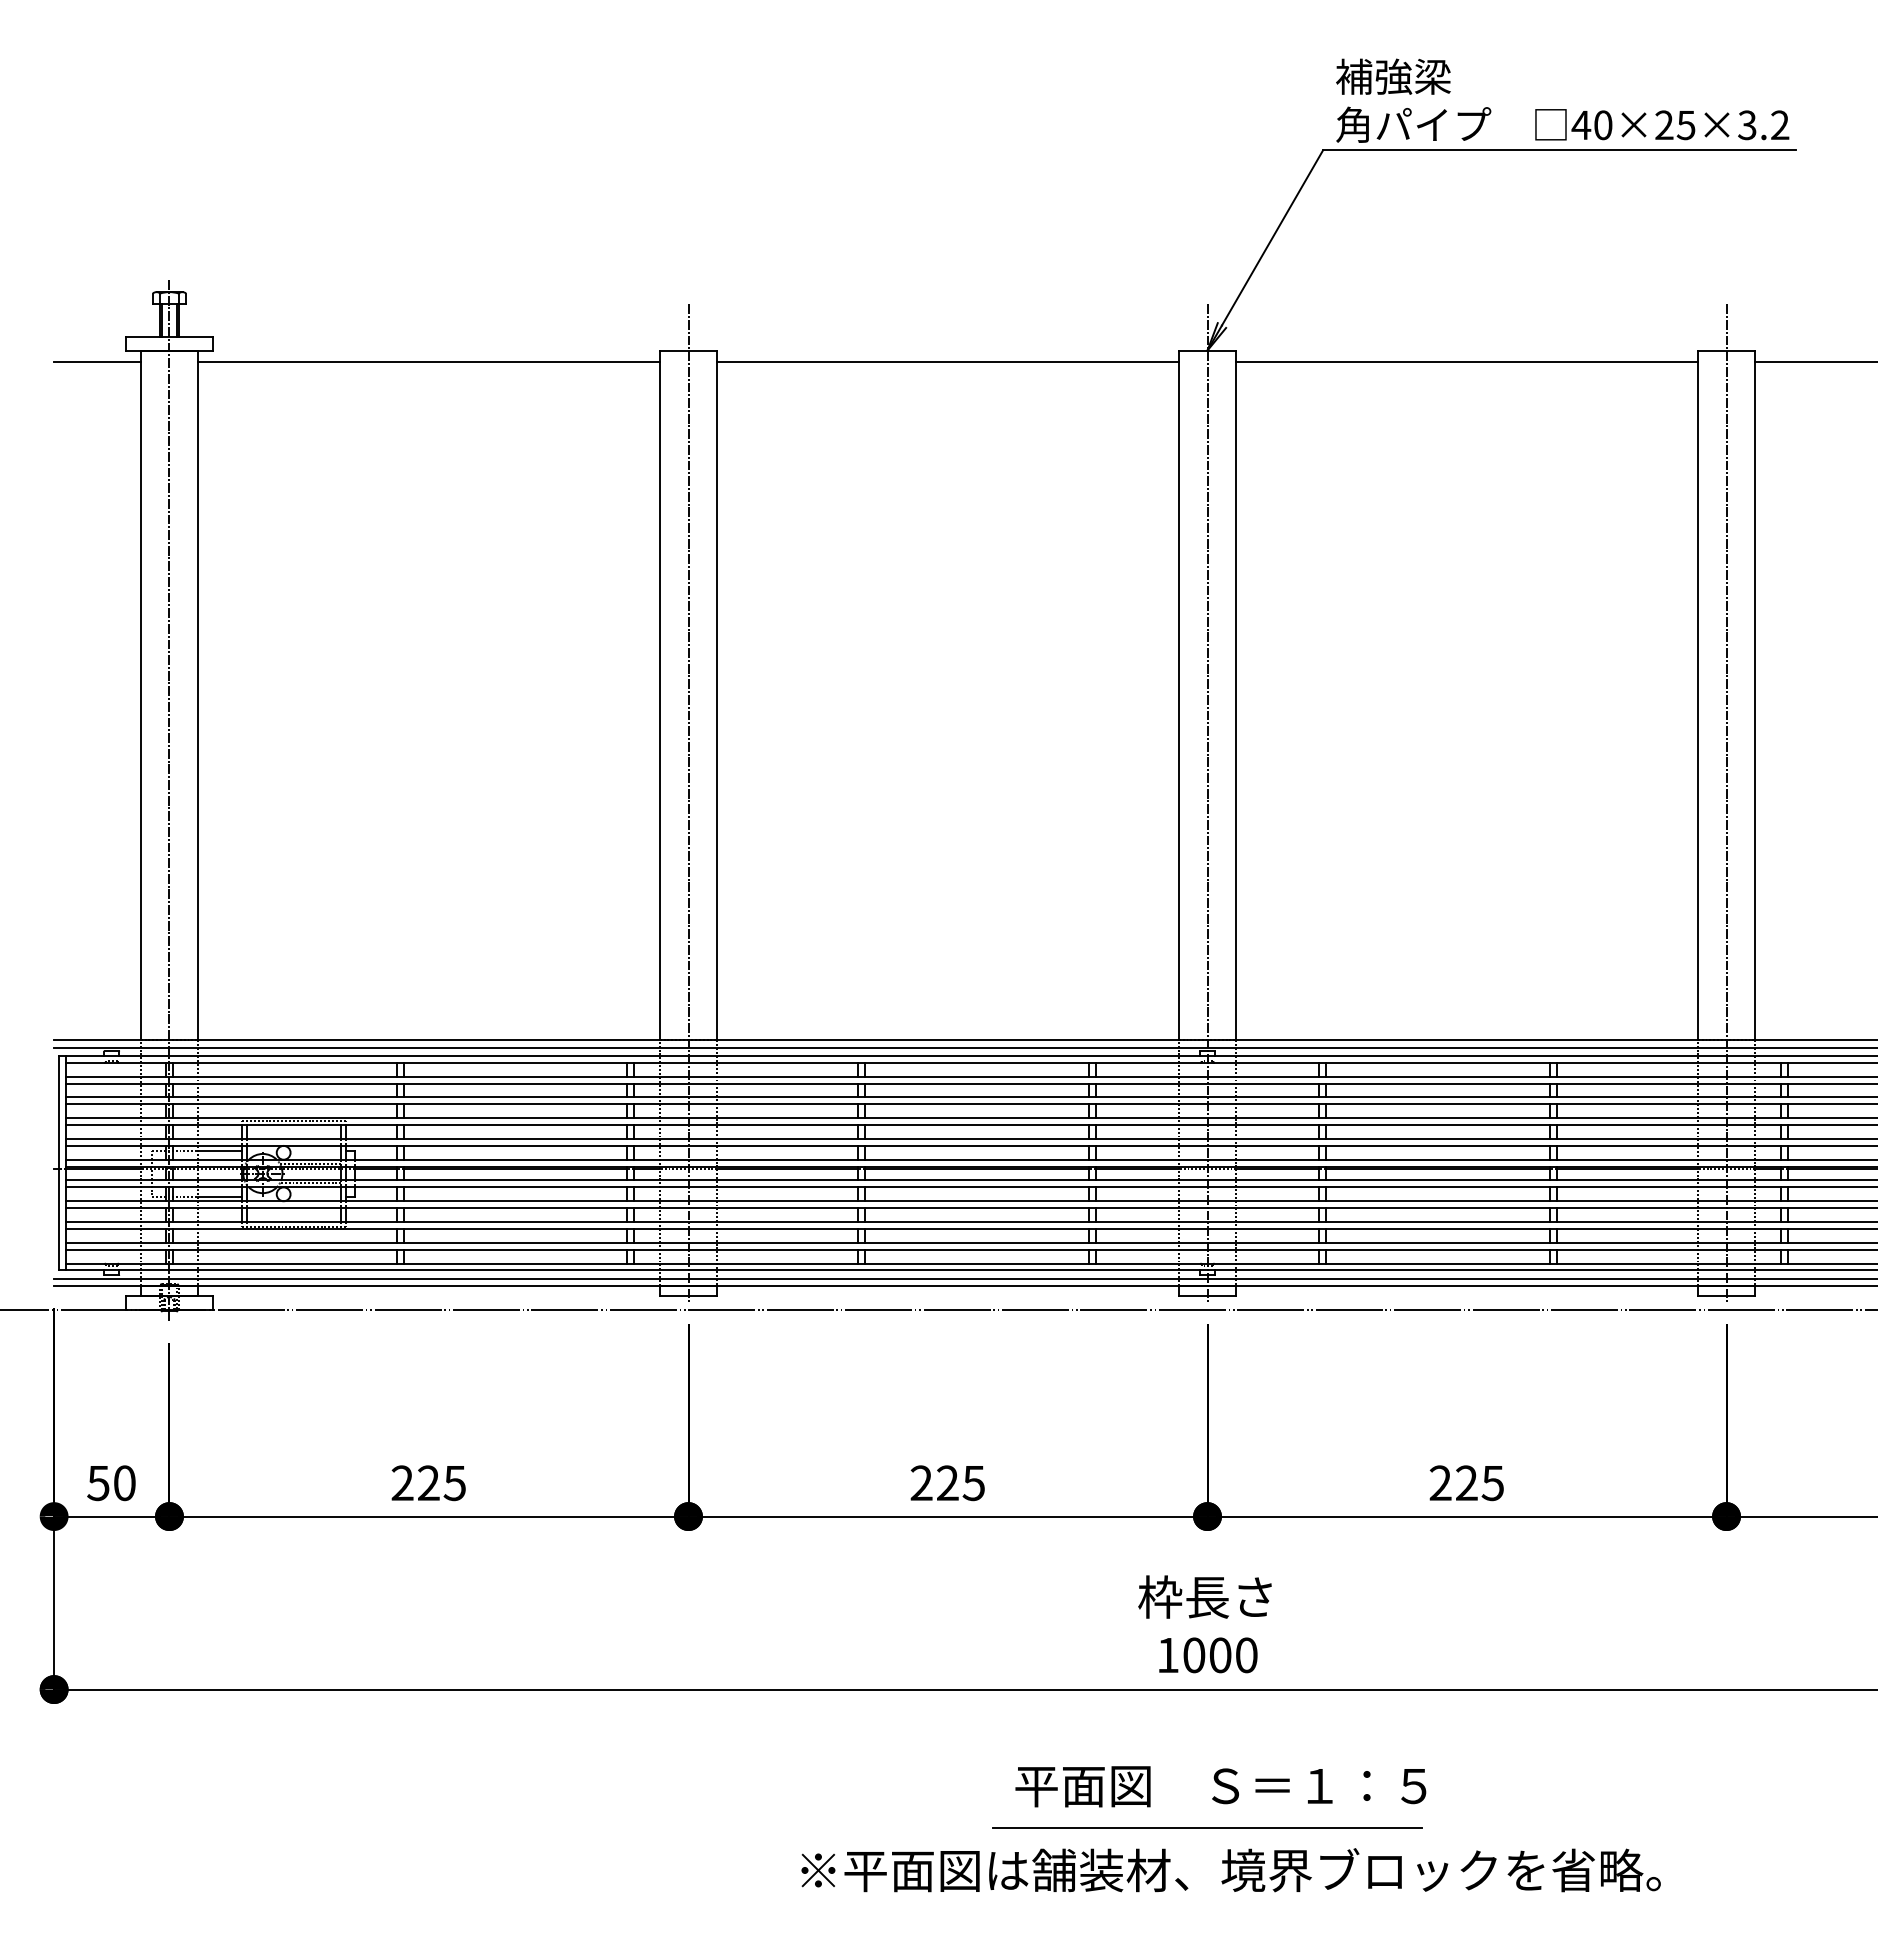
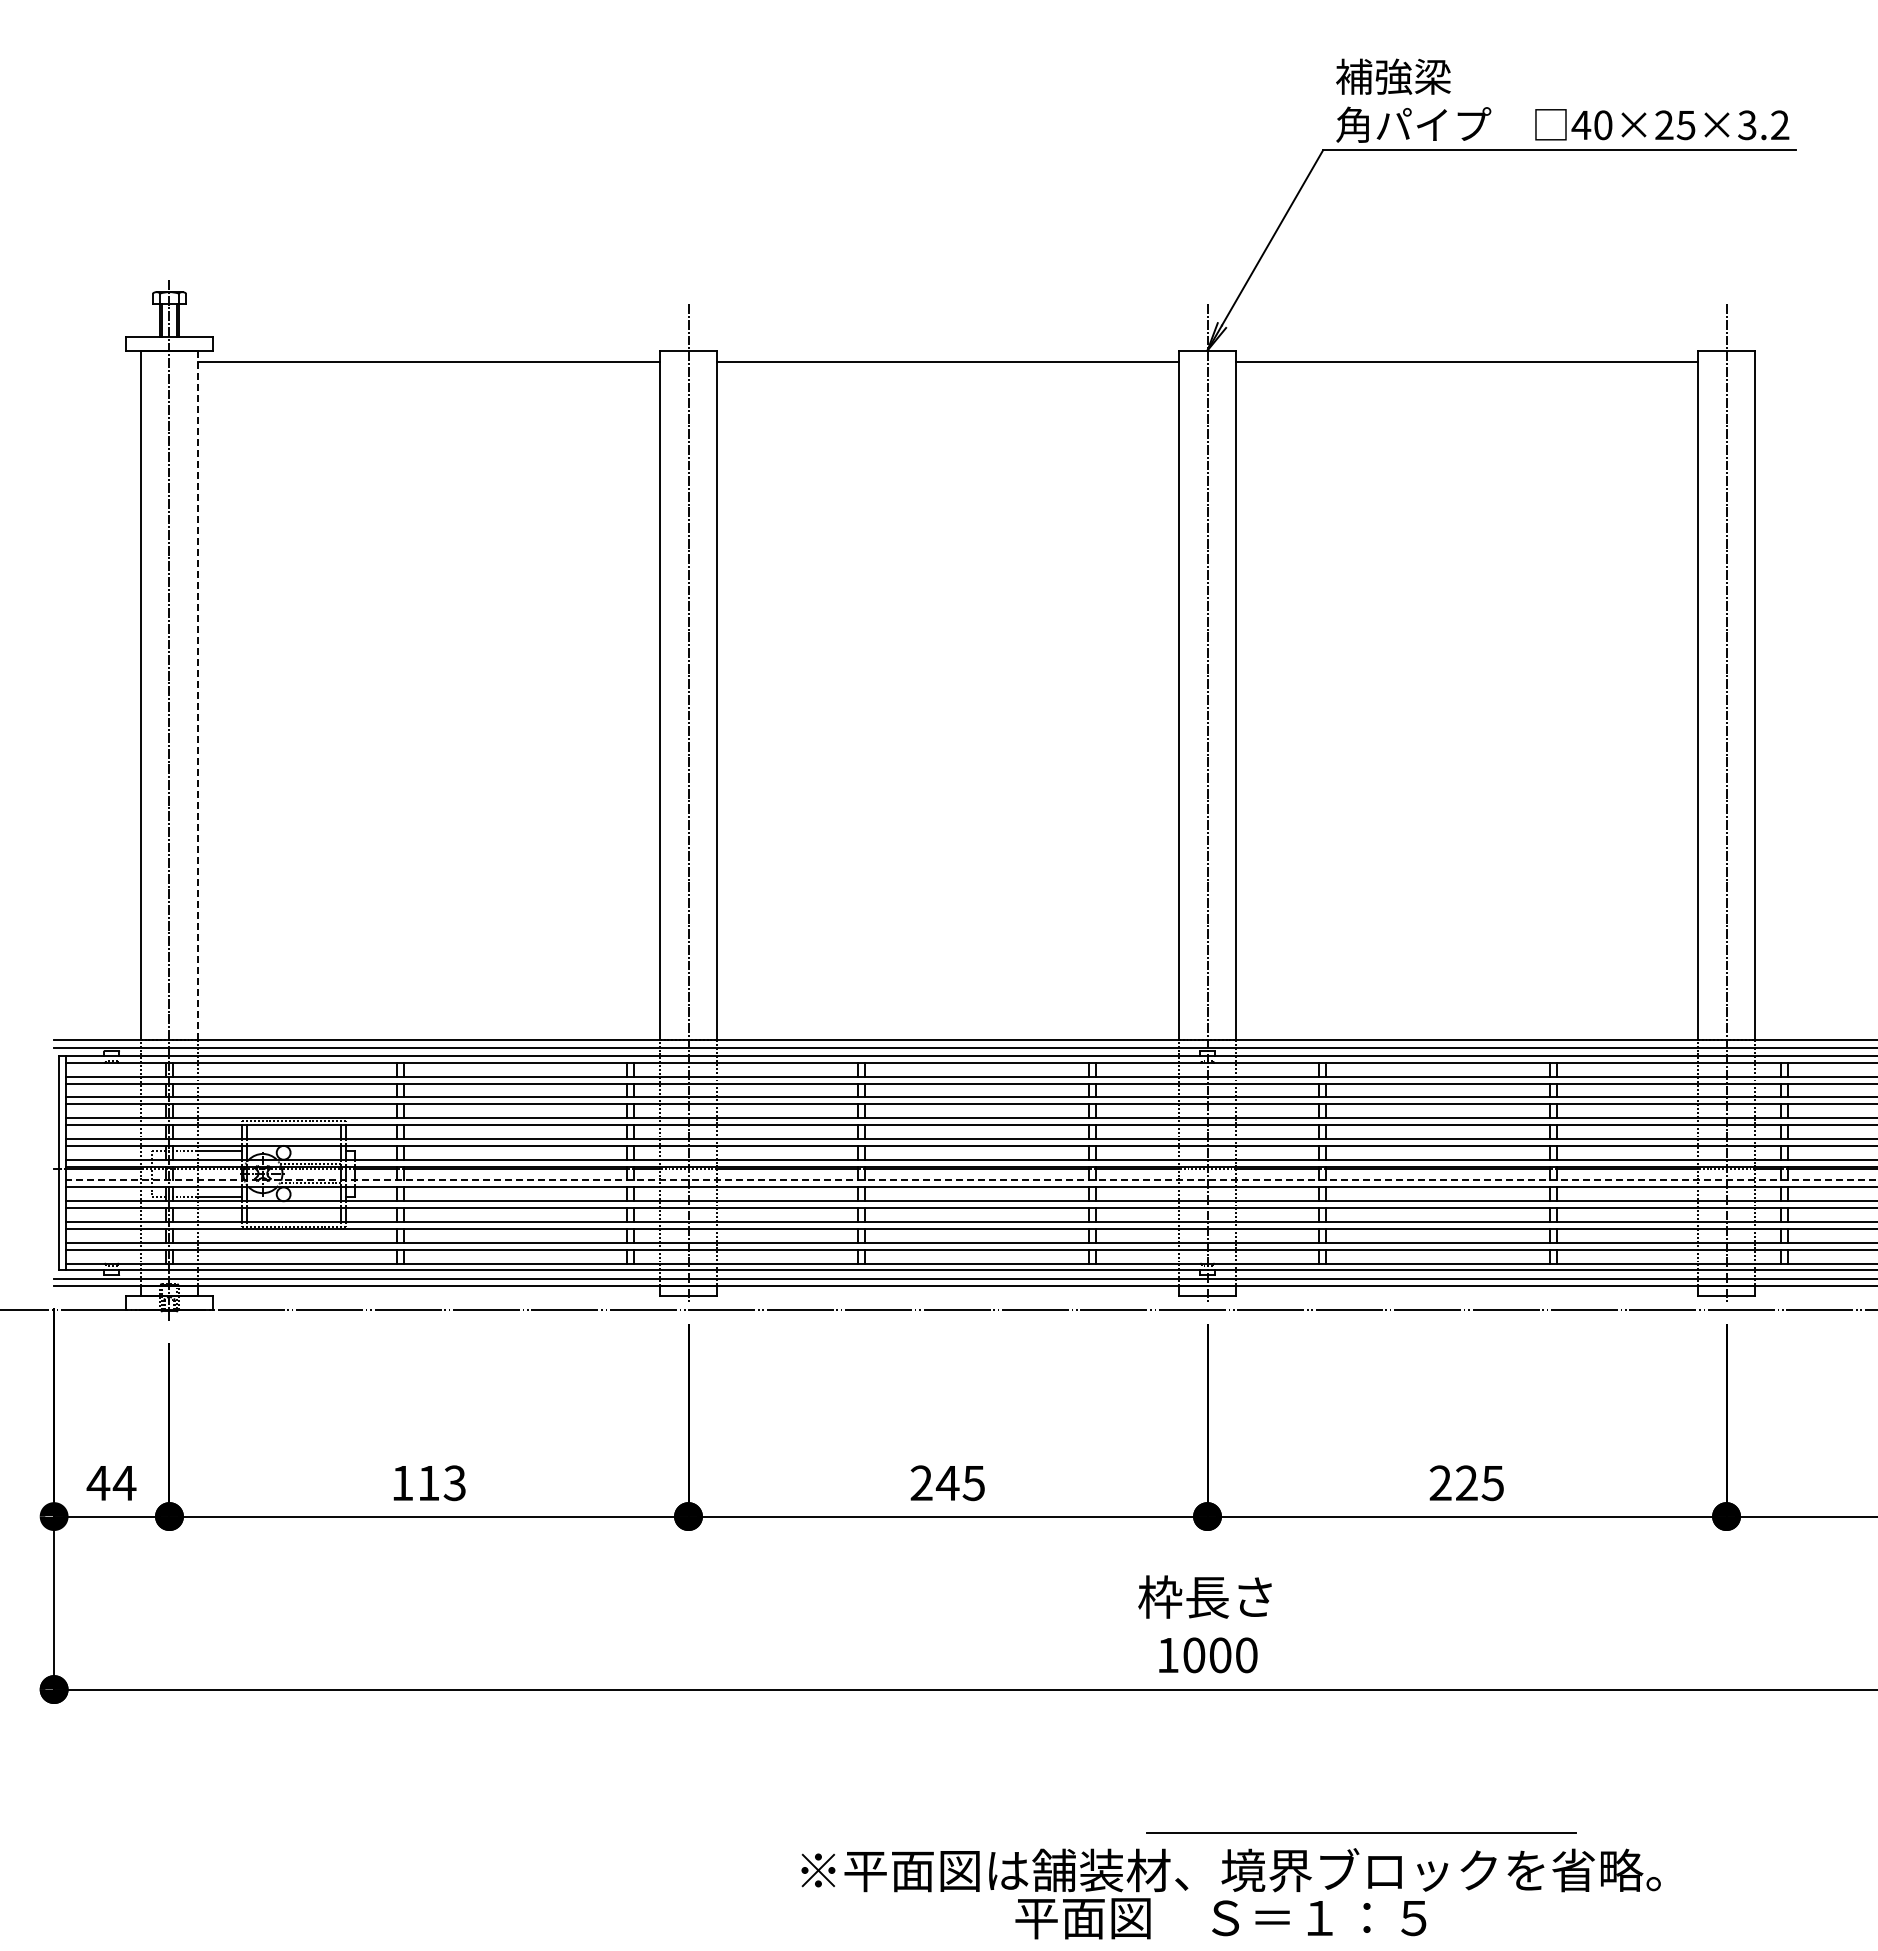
line: present -> none (97, 362)
line: present -> none (1814, 362)
line: solid -> dashed (198, 695)
line: solid -> dashed (971, 1180)
text: 225 -> 113 (428, 1482)
text: 225 -> 245 (947, 1482)
text: 50 -> 44 (111, 1483)
text position: (1220, 1786) -> (1220, 1918) (1220, 1918)
line position: (1207, 1827) -> (1361, 1832) (1361, 1832)
